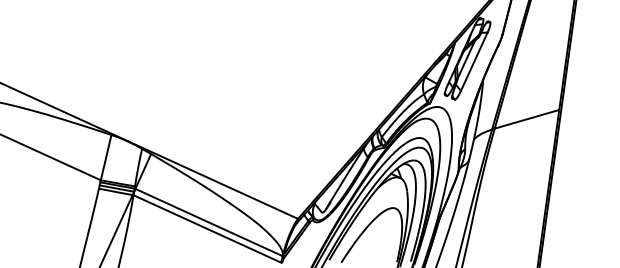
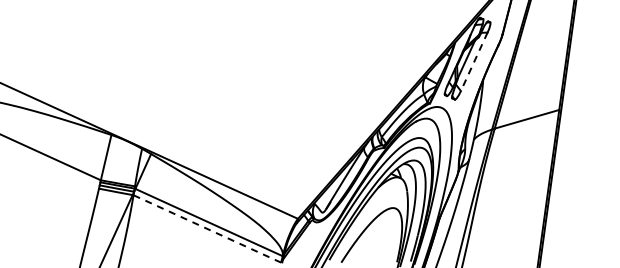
line: solid -> dashed (474, 62)
line: solid -> dashed (206, 228)
